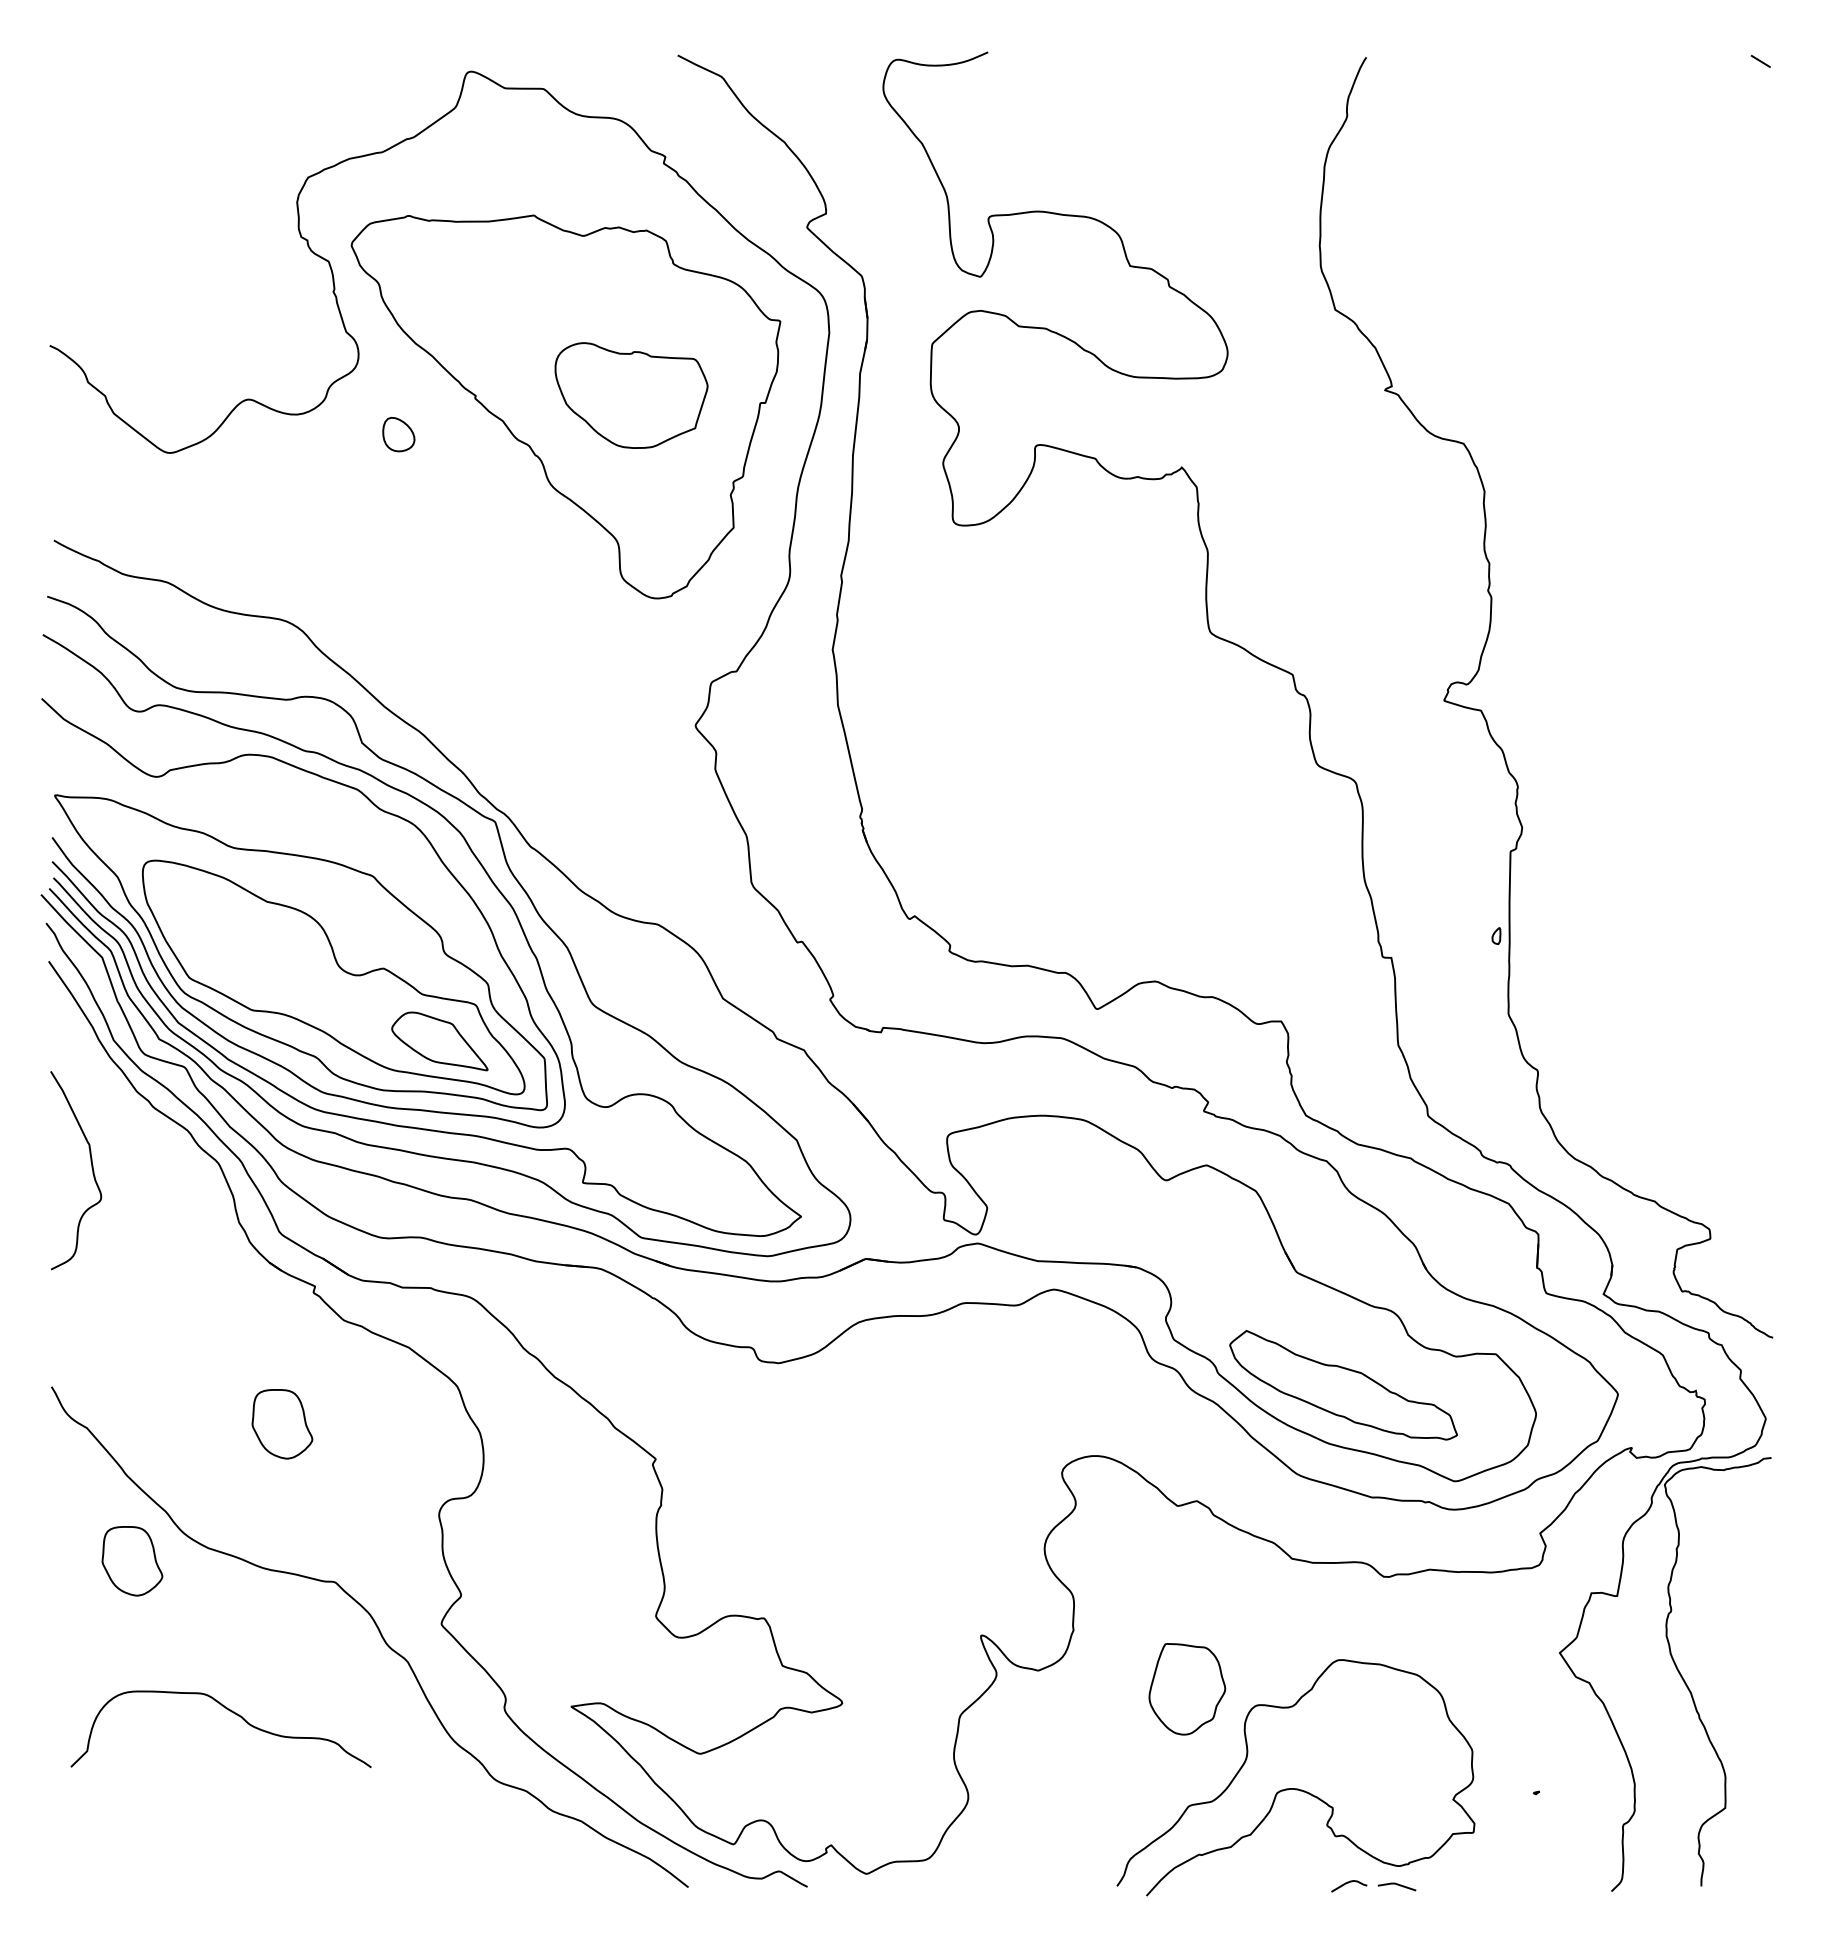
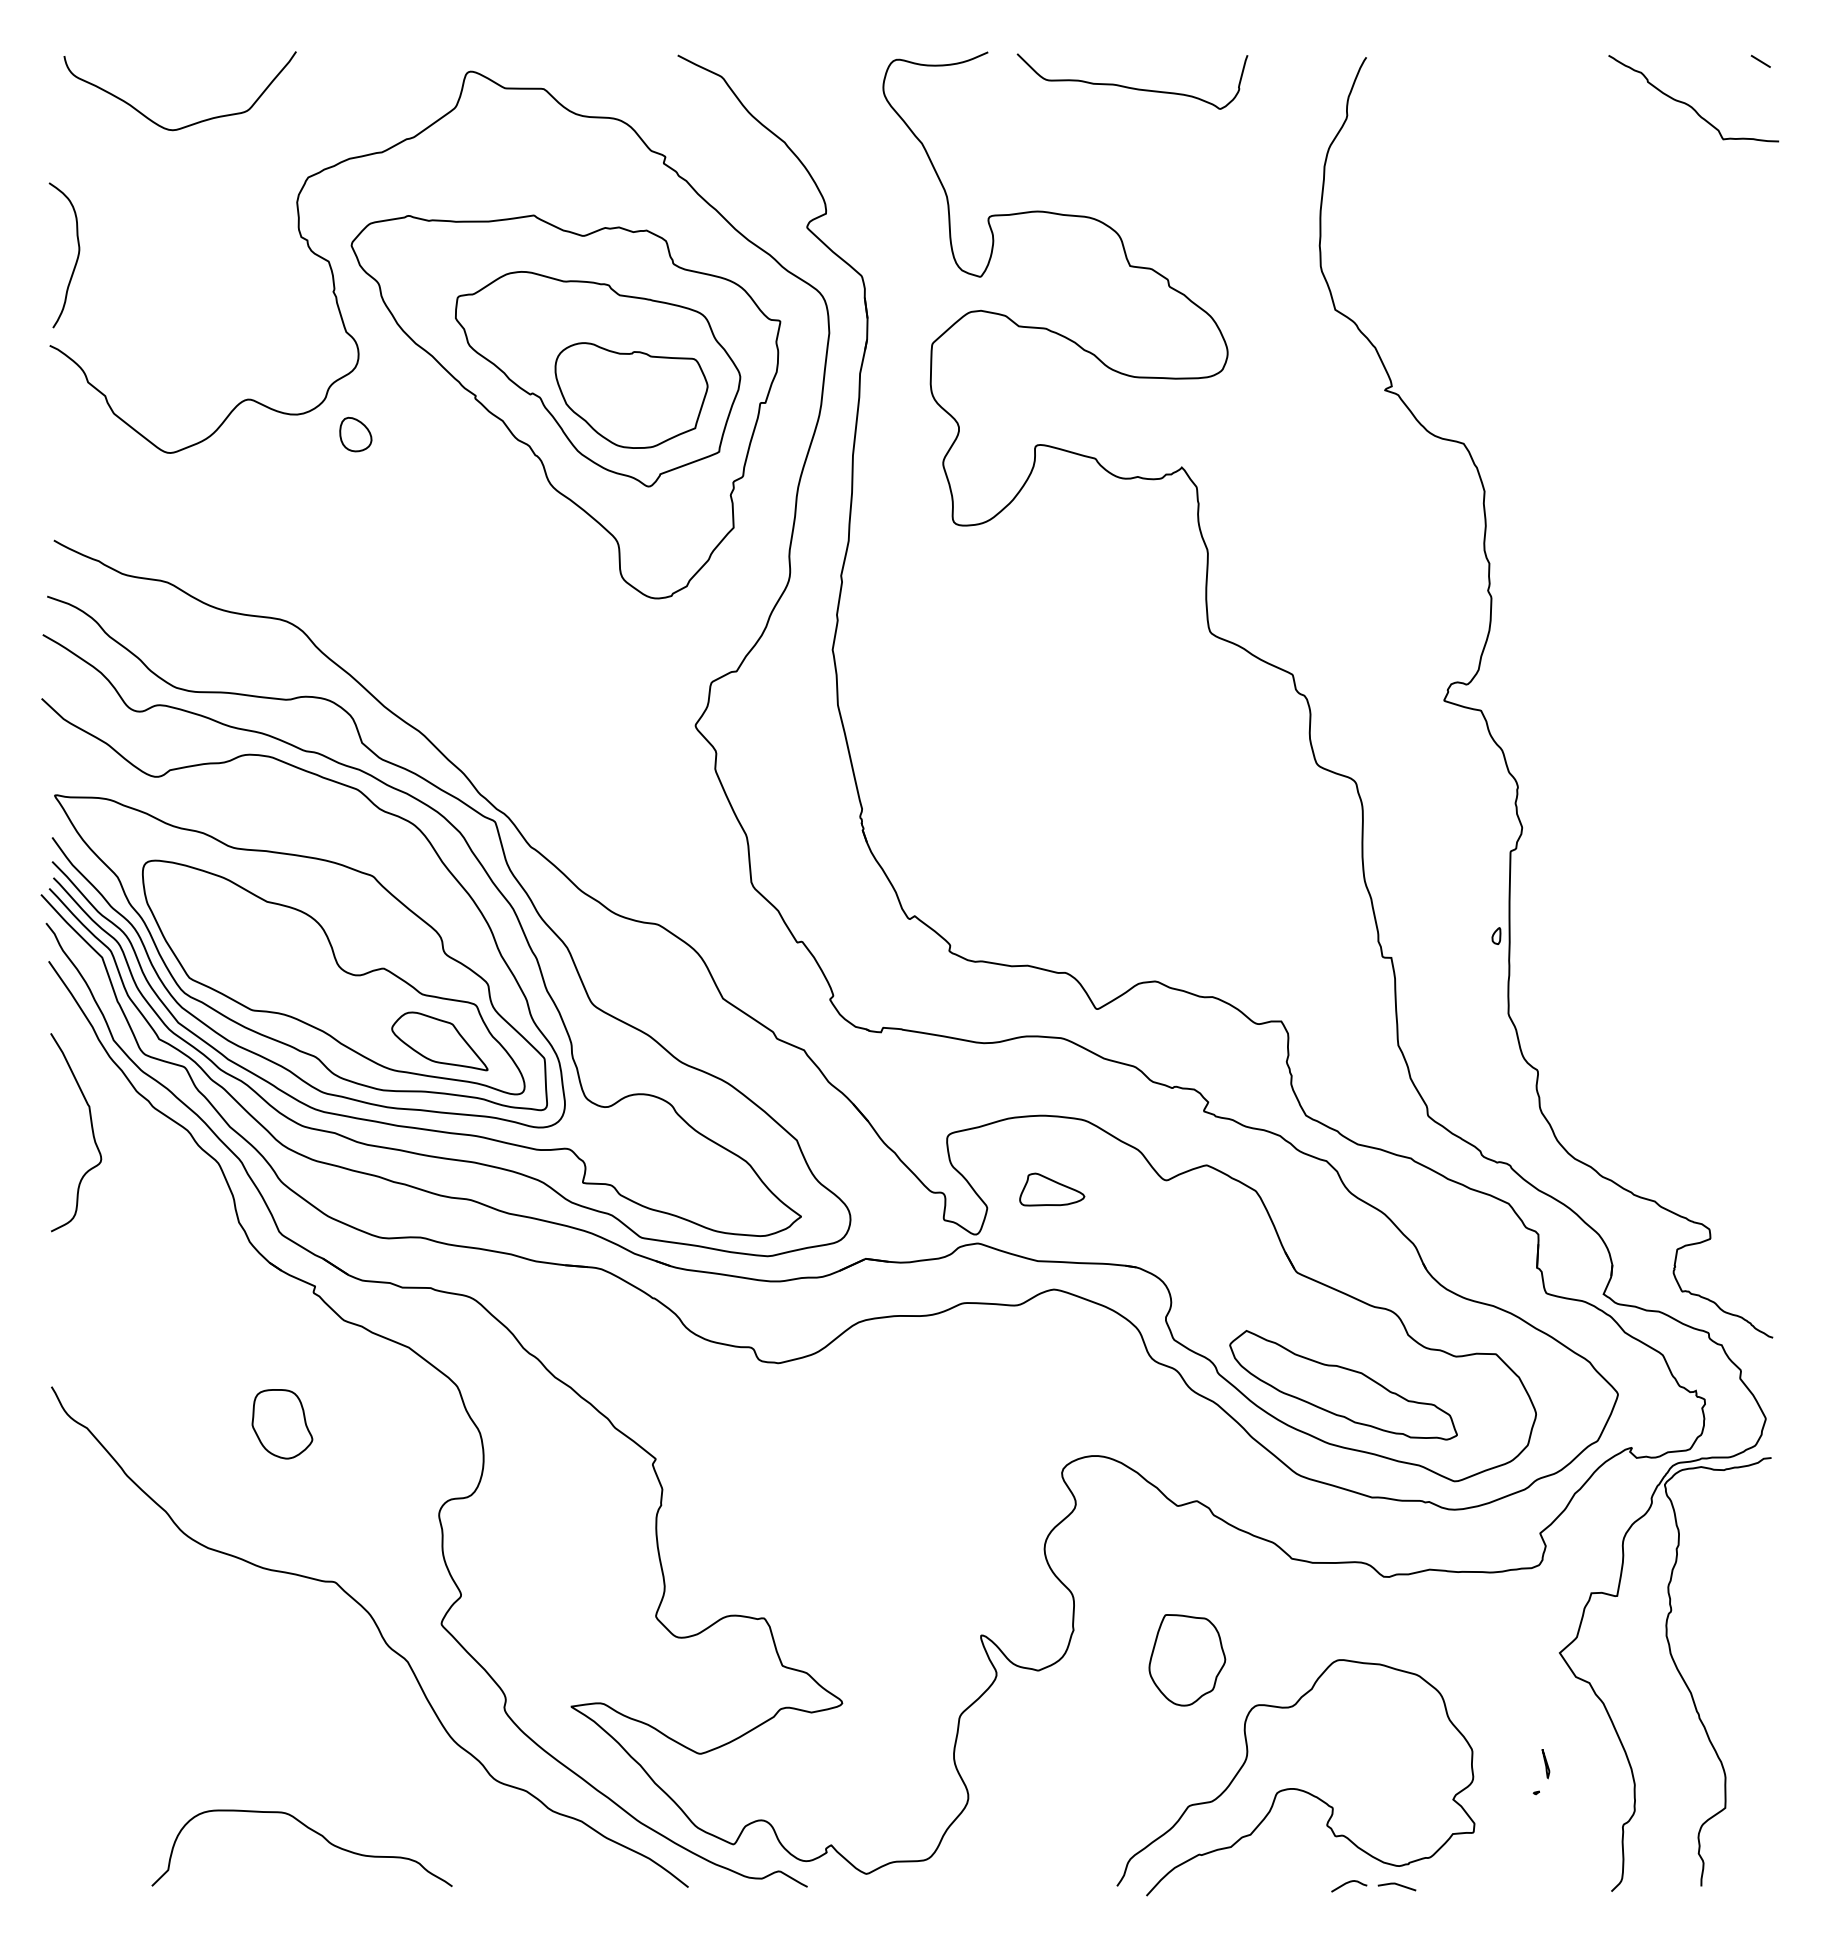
curve: none -> present (1132, 87)
curve: none -> present (1689, 104)
curve: none -> present (189, 124)
curve: none -> present (76, 258)
part: none -> present (598, 379)
part position: (398, 434) -> (355, 434) (355, 434)
curve position: (91, 1168) -> (91, 1130) (91, 1130)
part: none -> present (1052, 1189)
part: present -> none (132, 1561)
part position: (1187, 1689) -> (1187, 1660) (1187, 1660)
curve position: (229, 1711) -> (310, 1830) (310, 1830)
part: none -> present (1545, 1764)
